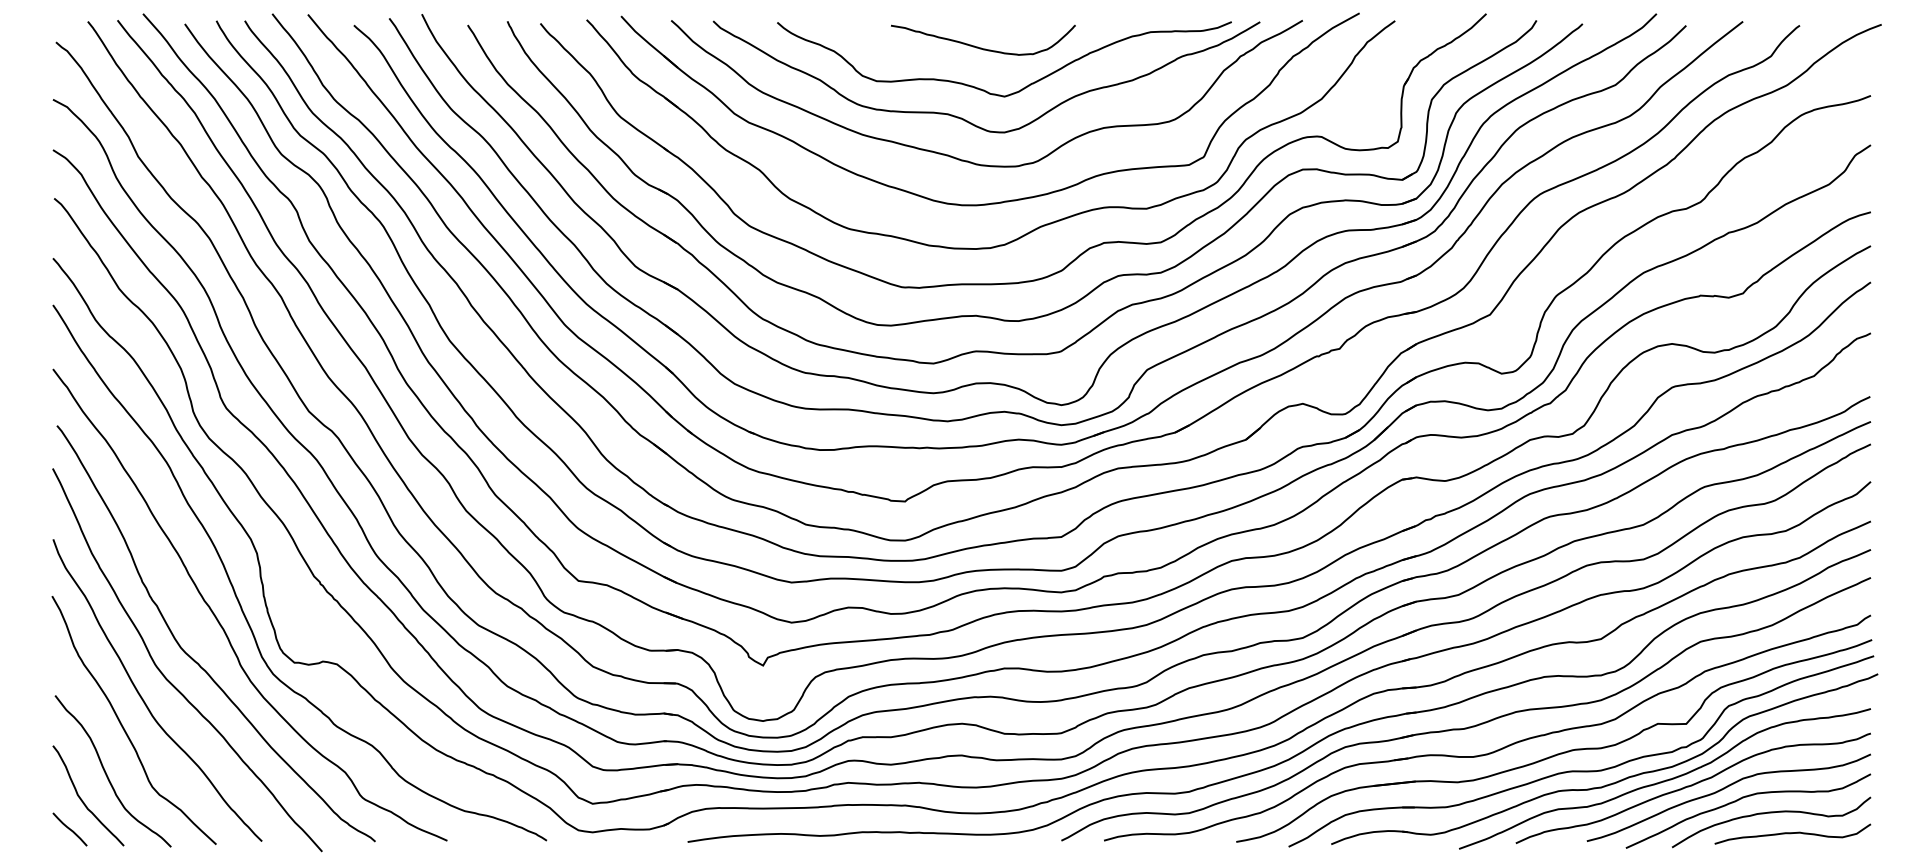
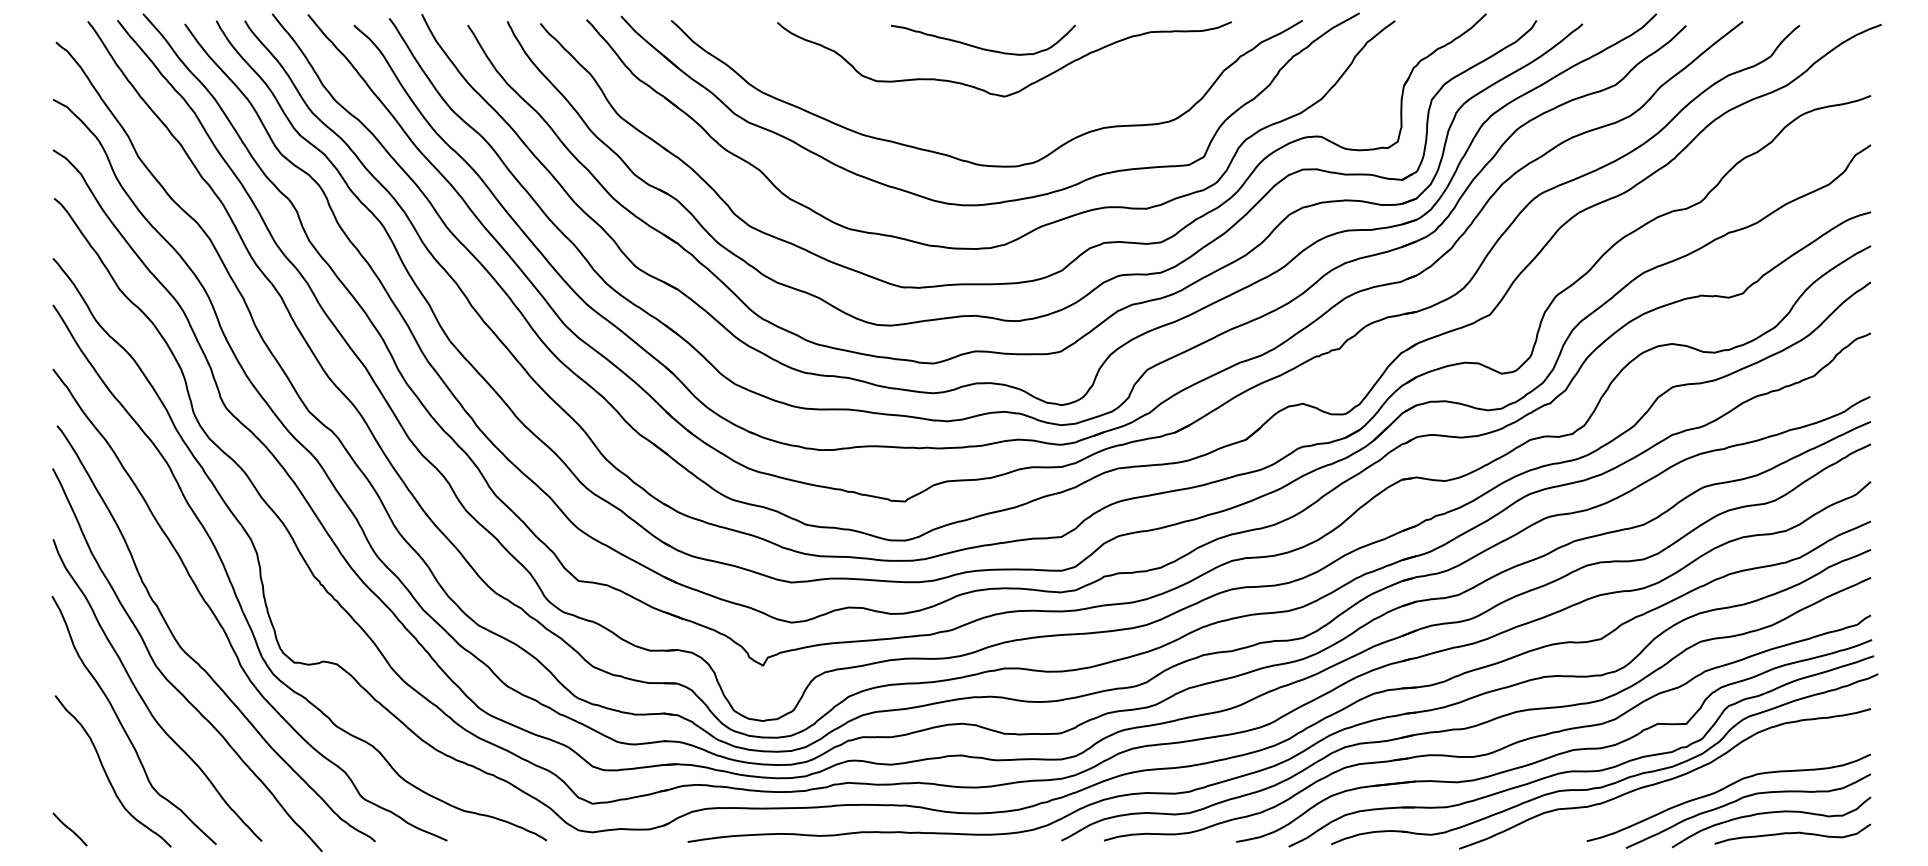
curve: present -> none (965, 119)
curve: present -> none (1692, 786)
curve: present -> none (82, 799)
